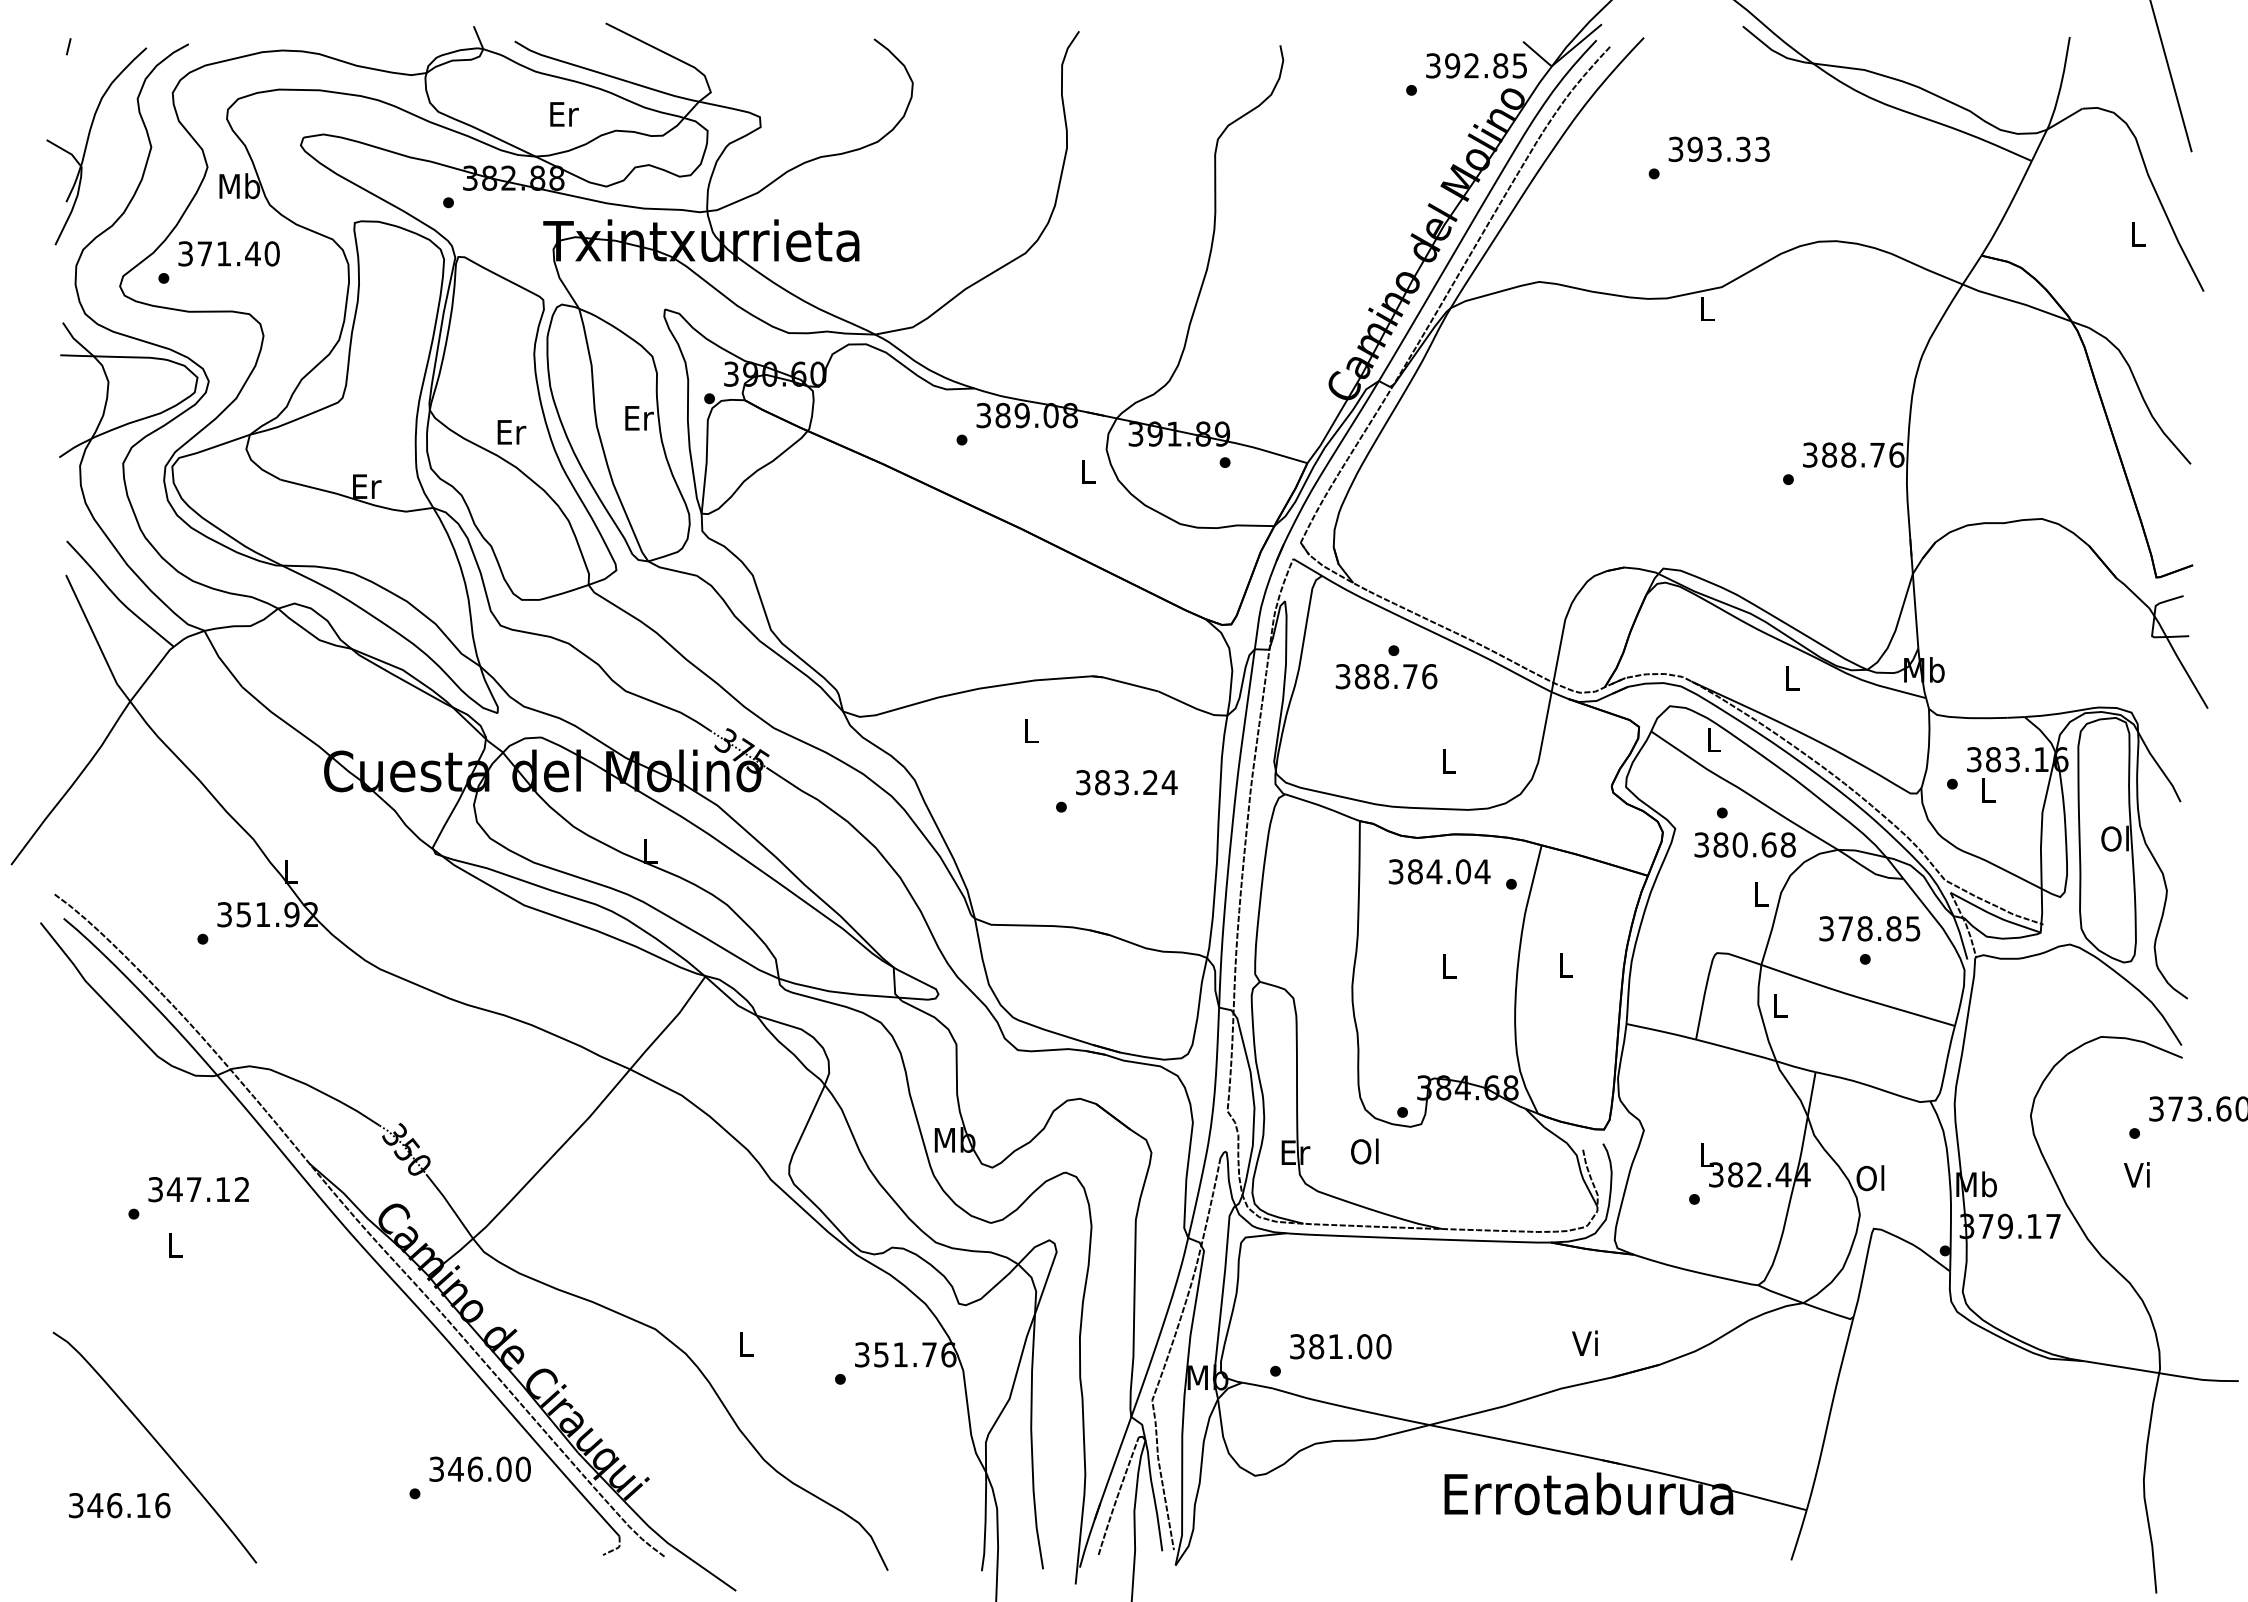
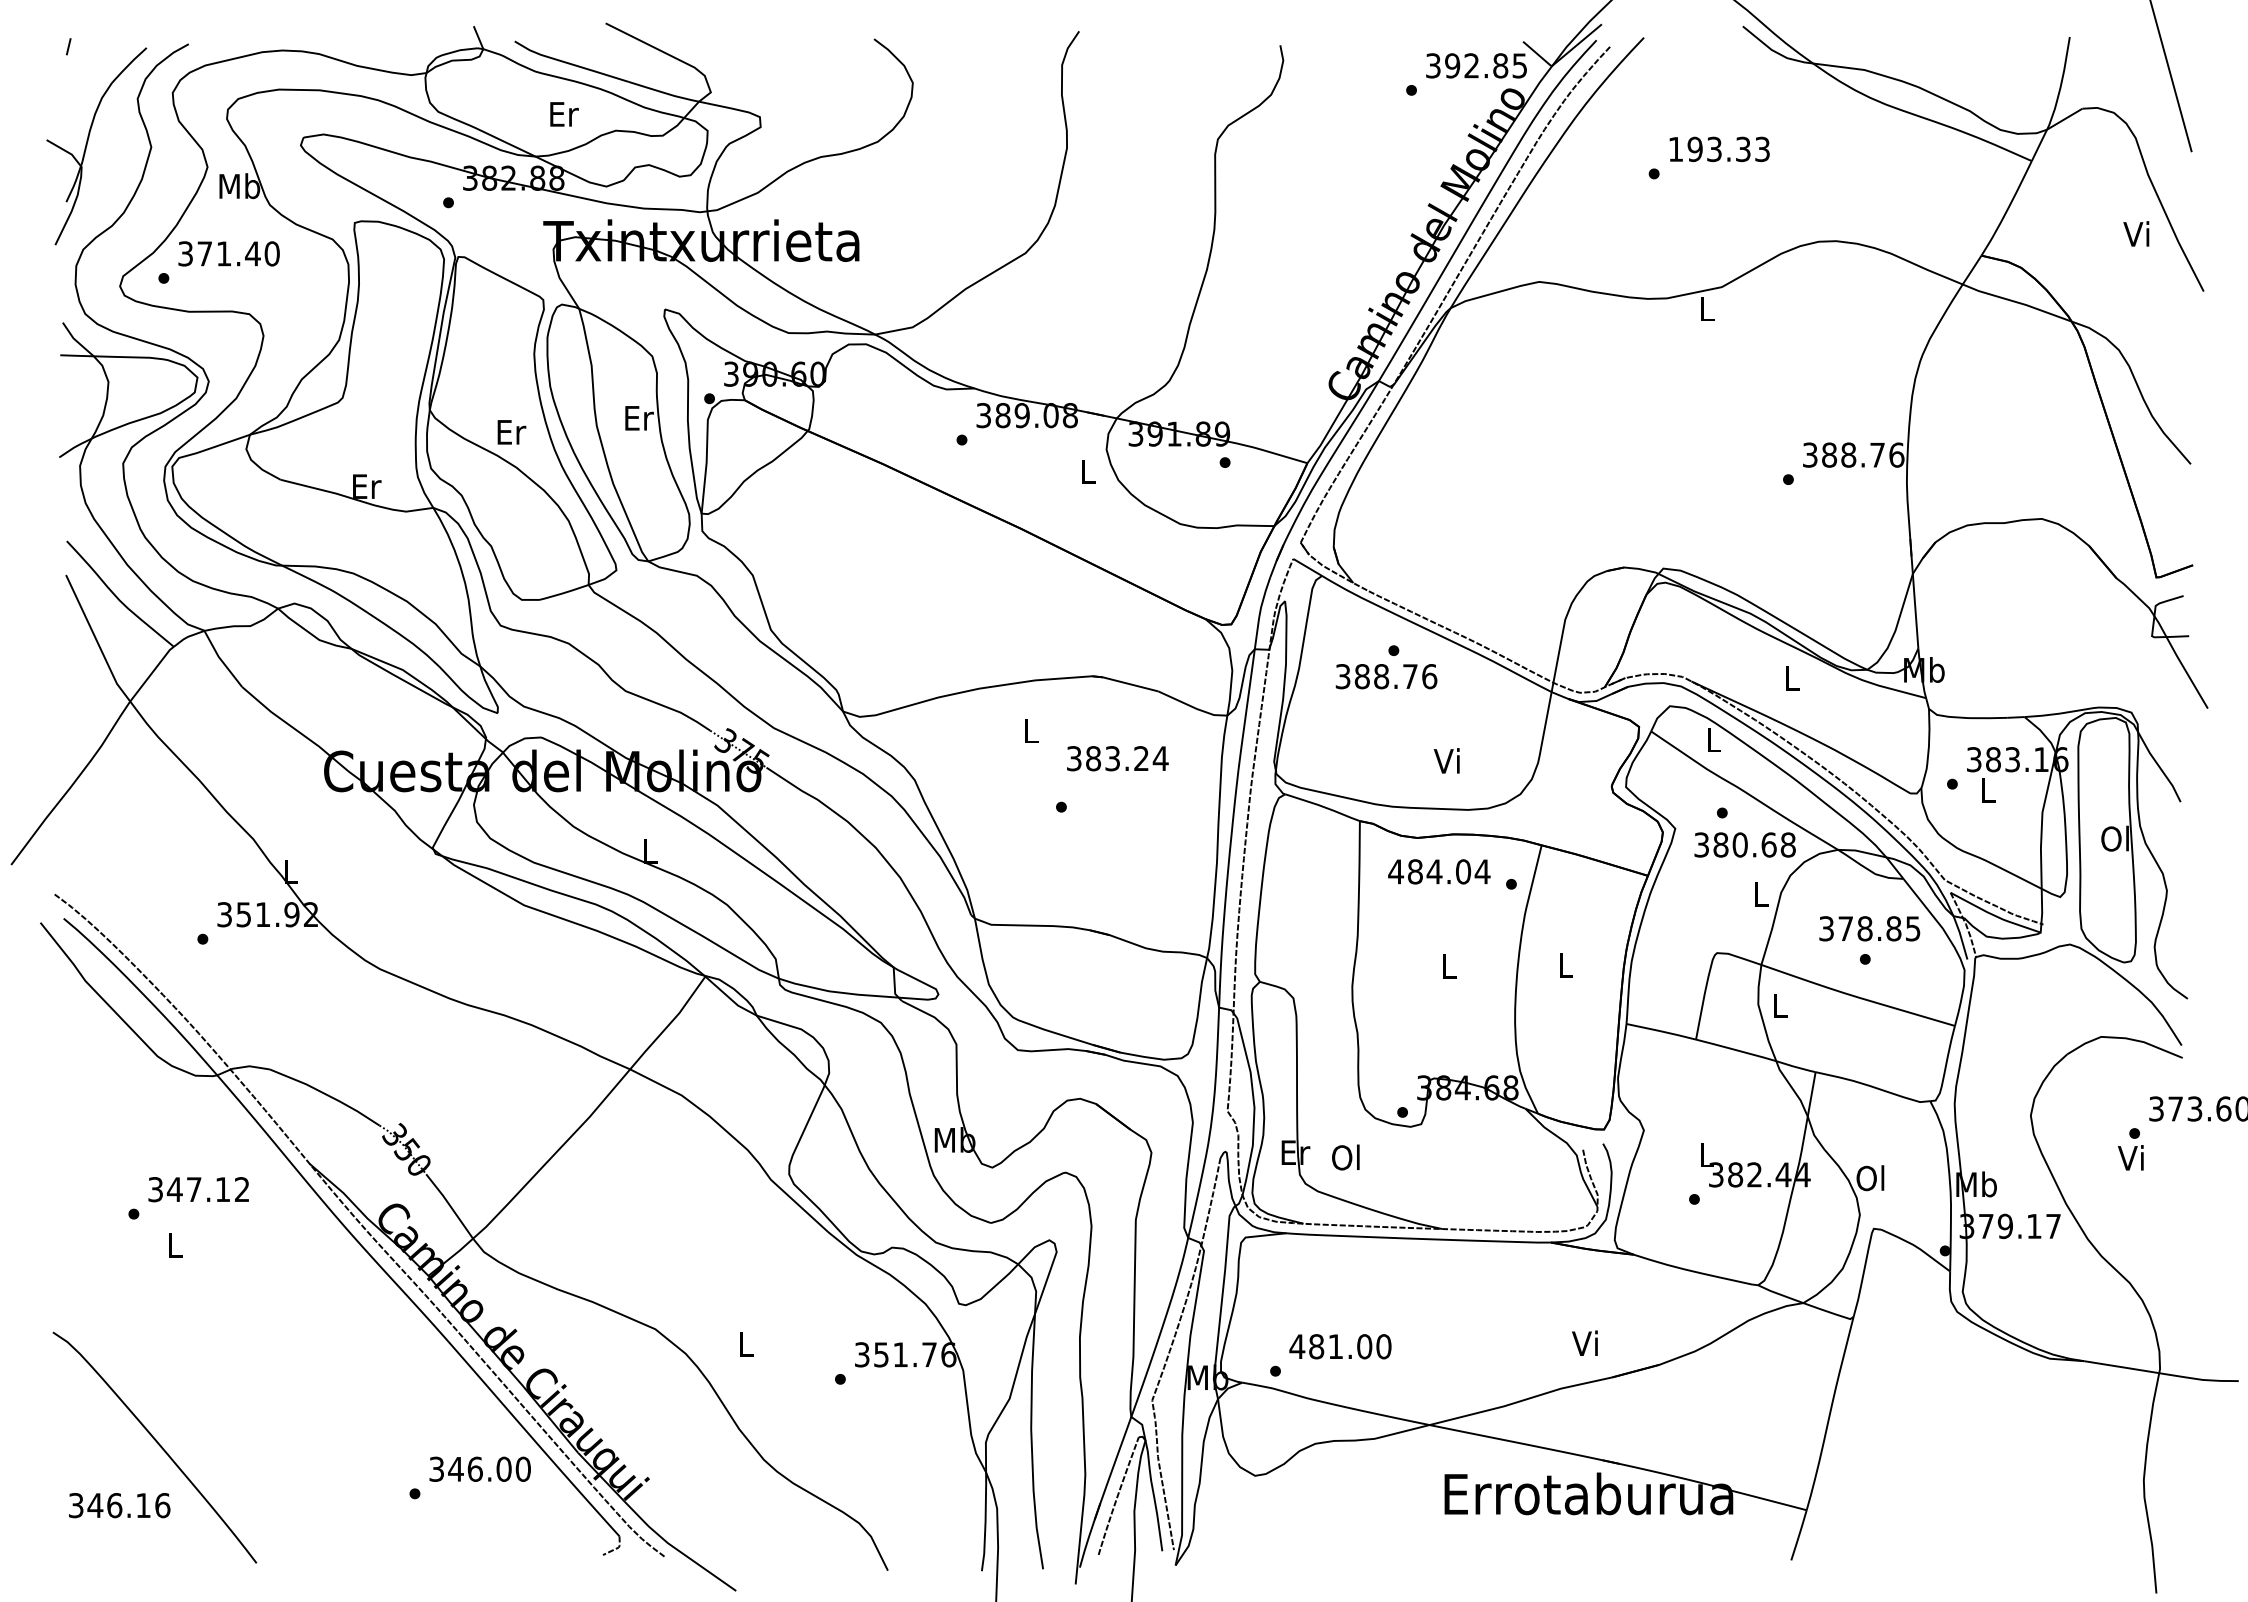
text: 393.33 -> 193.33 (1675, 149)
text: L -> Vi (2136, 233)
text: L -> Vi (1446, 760)
text position: (1126, 782) -> (1117, 758) (1117, 758)
text: 384.04 -> 484.04 (1396, 871)
text position: (1364, 1151) -> (1345, 1157) (1345, 1157)
text position: (2136, 1174) -> (2130, 1157) (2130, 1157)
text: 381.00 -> 481.00 (1297, 1346)
